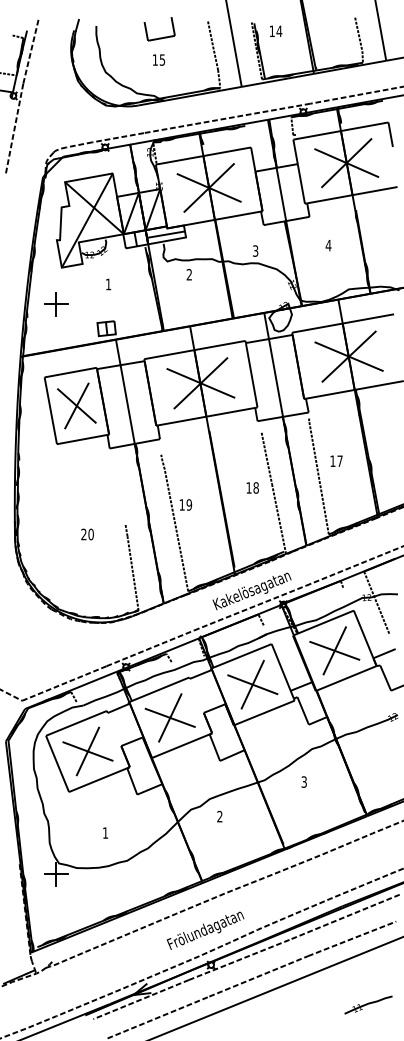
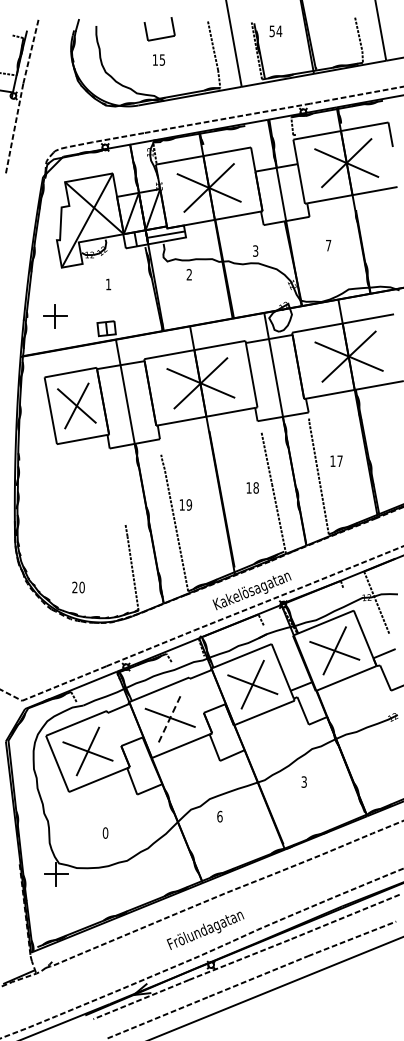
text: 14 -> 54 (271, 31)
text: 4 -> 7 (328, 245)
part position: (56, 304) -> (55, 316) (55, 316)
text position: (87, 534) -> (78, 587) (78, 587)
line: solid -> dashed (170, 717)
text: 2 -> 6 (219, 816)
text: 1 -> 0 (105, 832)
part: present -> none (368, 1004)
